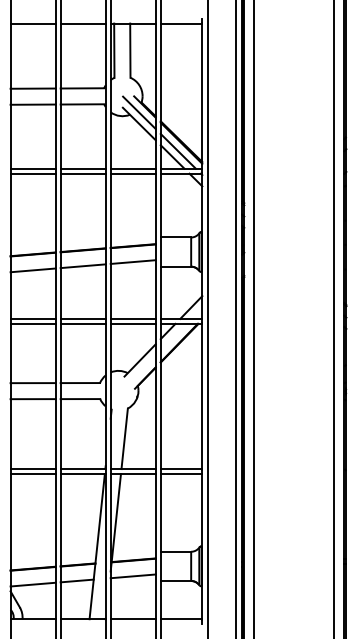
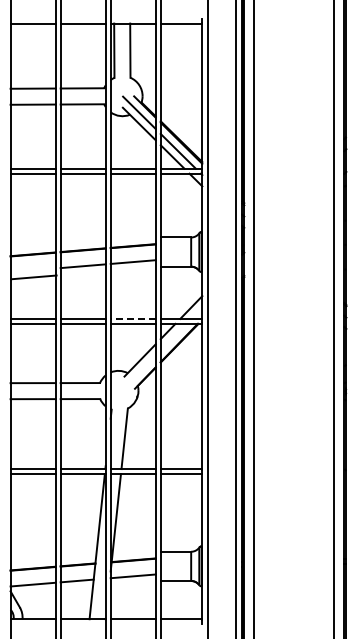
line position: (32, 270) -> (33, 277) (33, 277)
line: solid -> dashed (133, 318)
